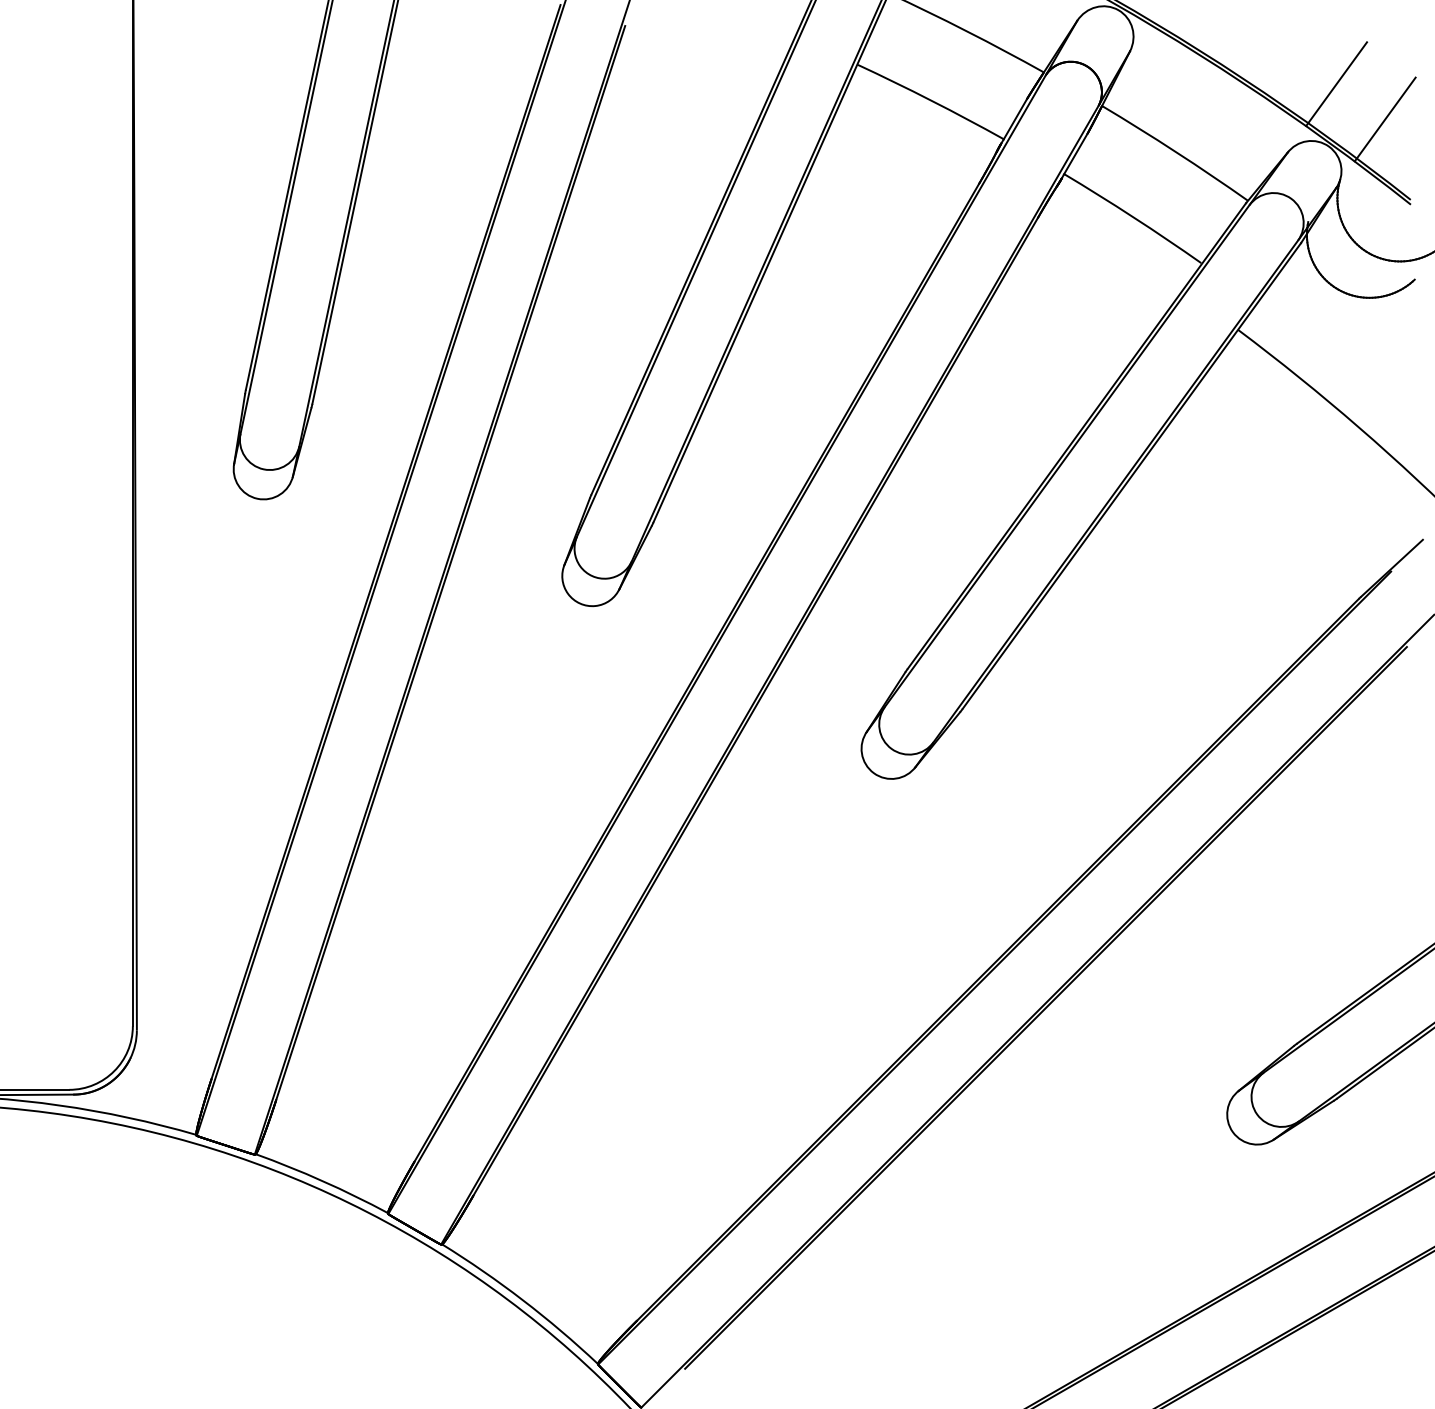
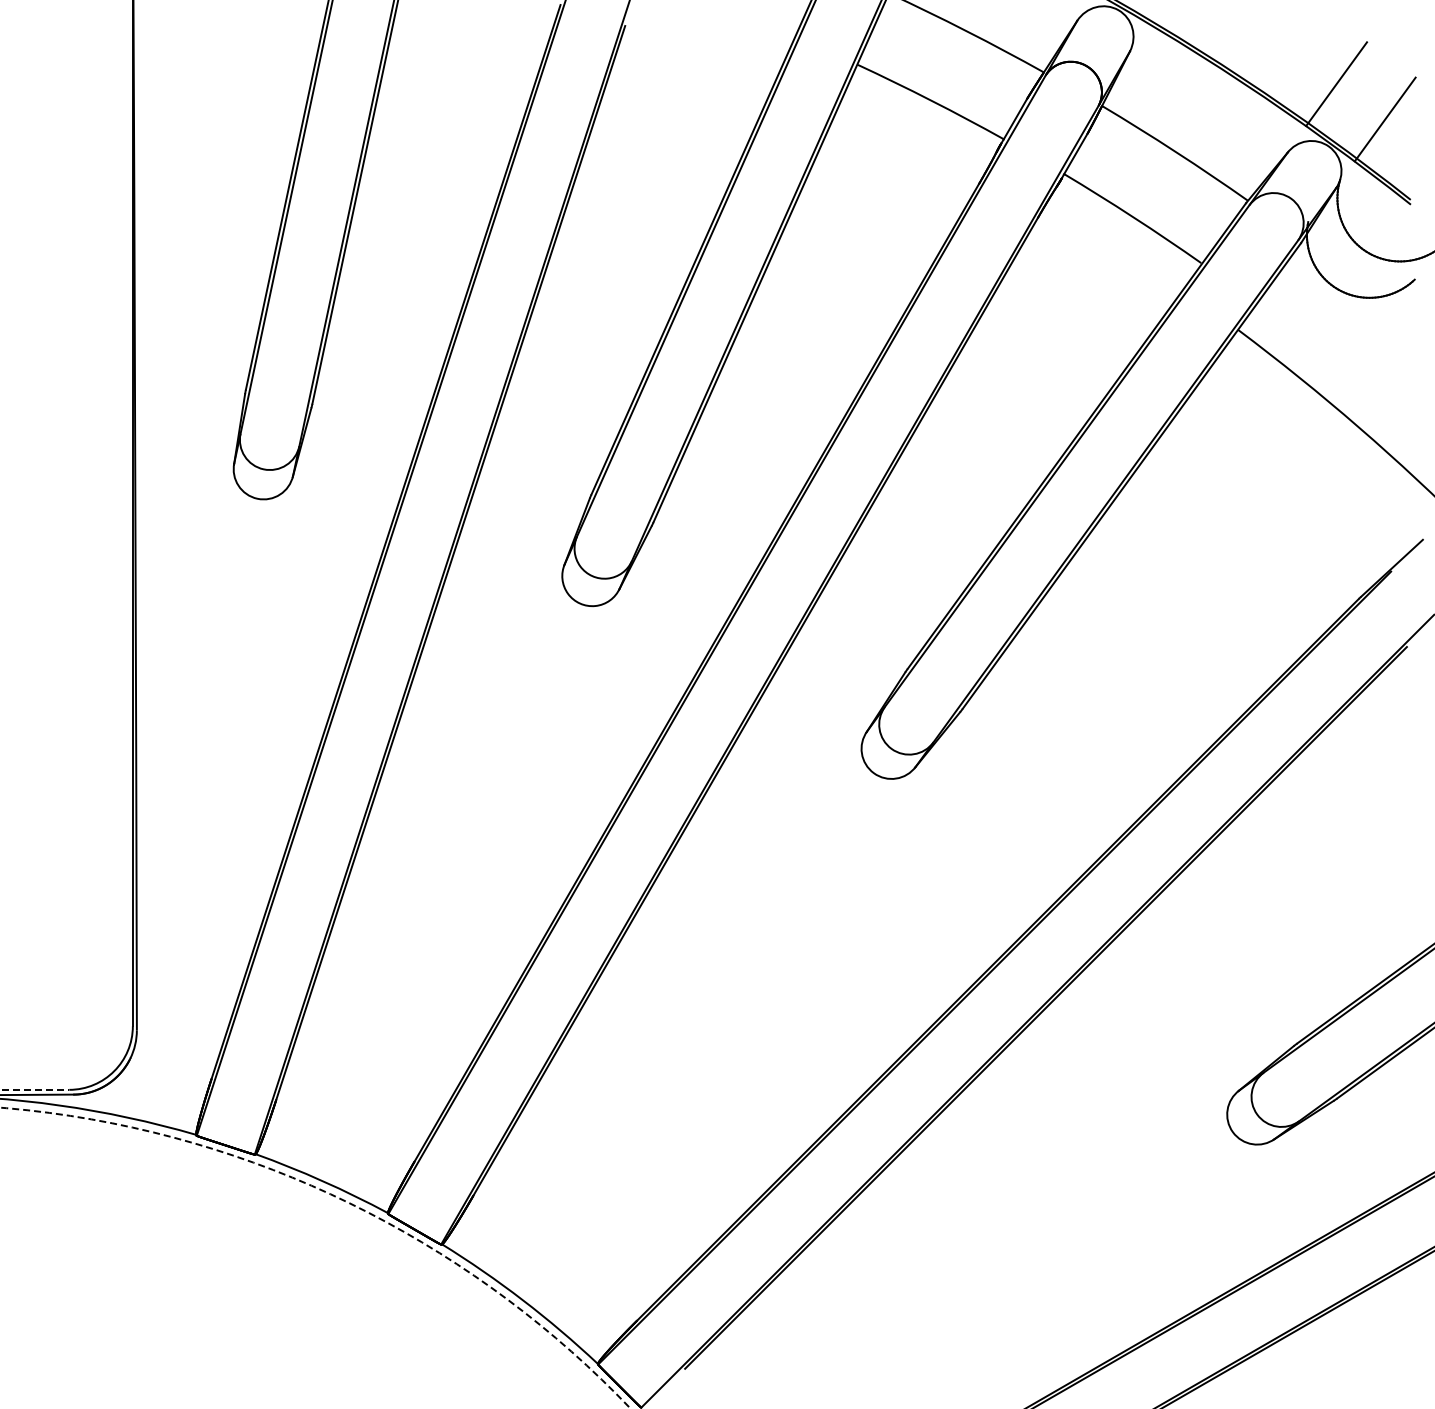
line: solid -> dashed (35, 1089)
arc: solid -> dashed (342, 1200)
